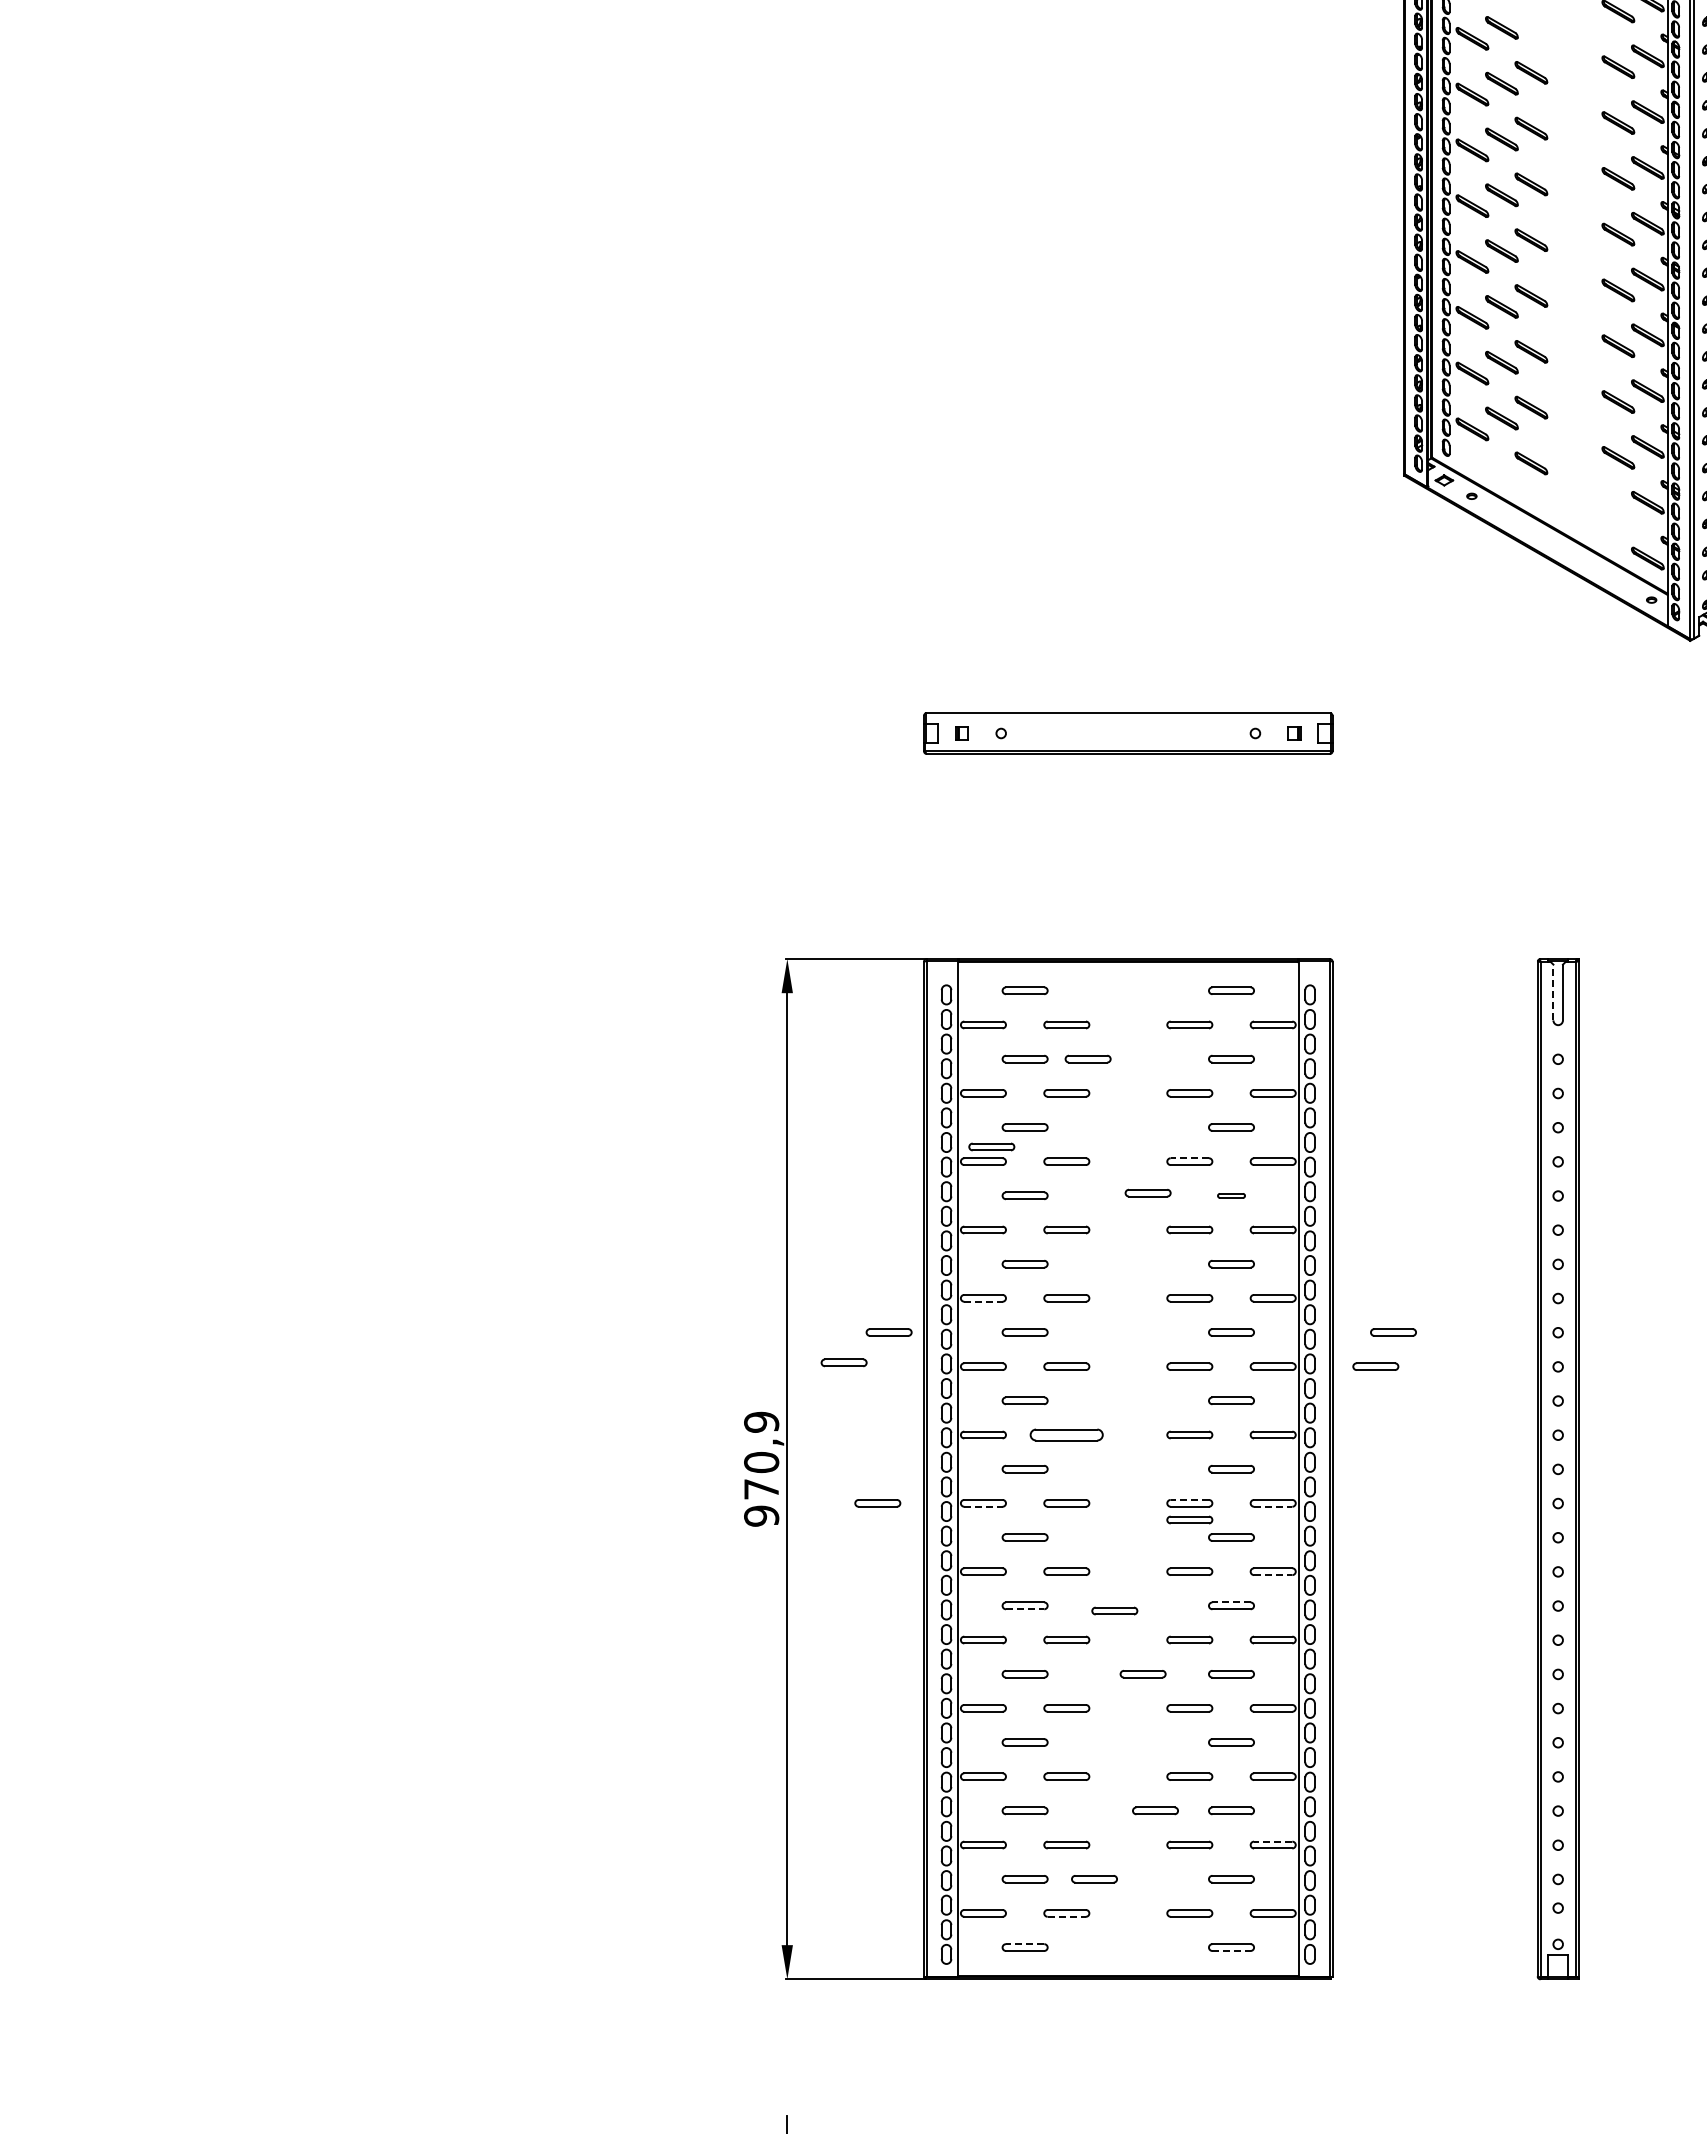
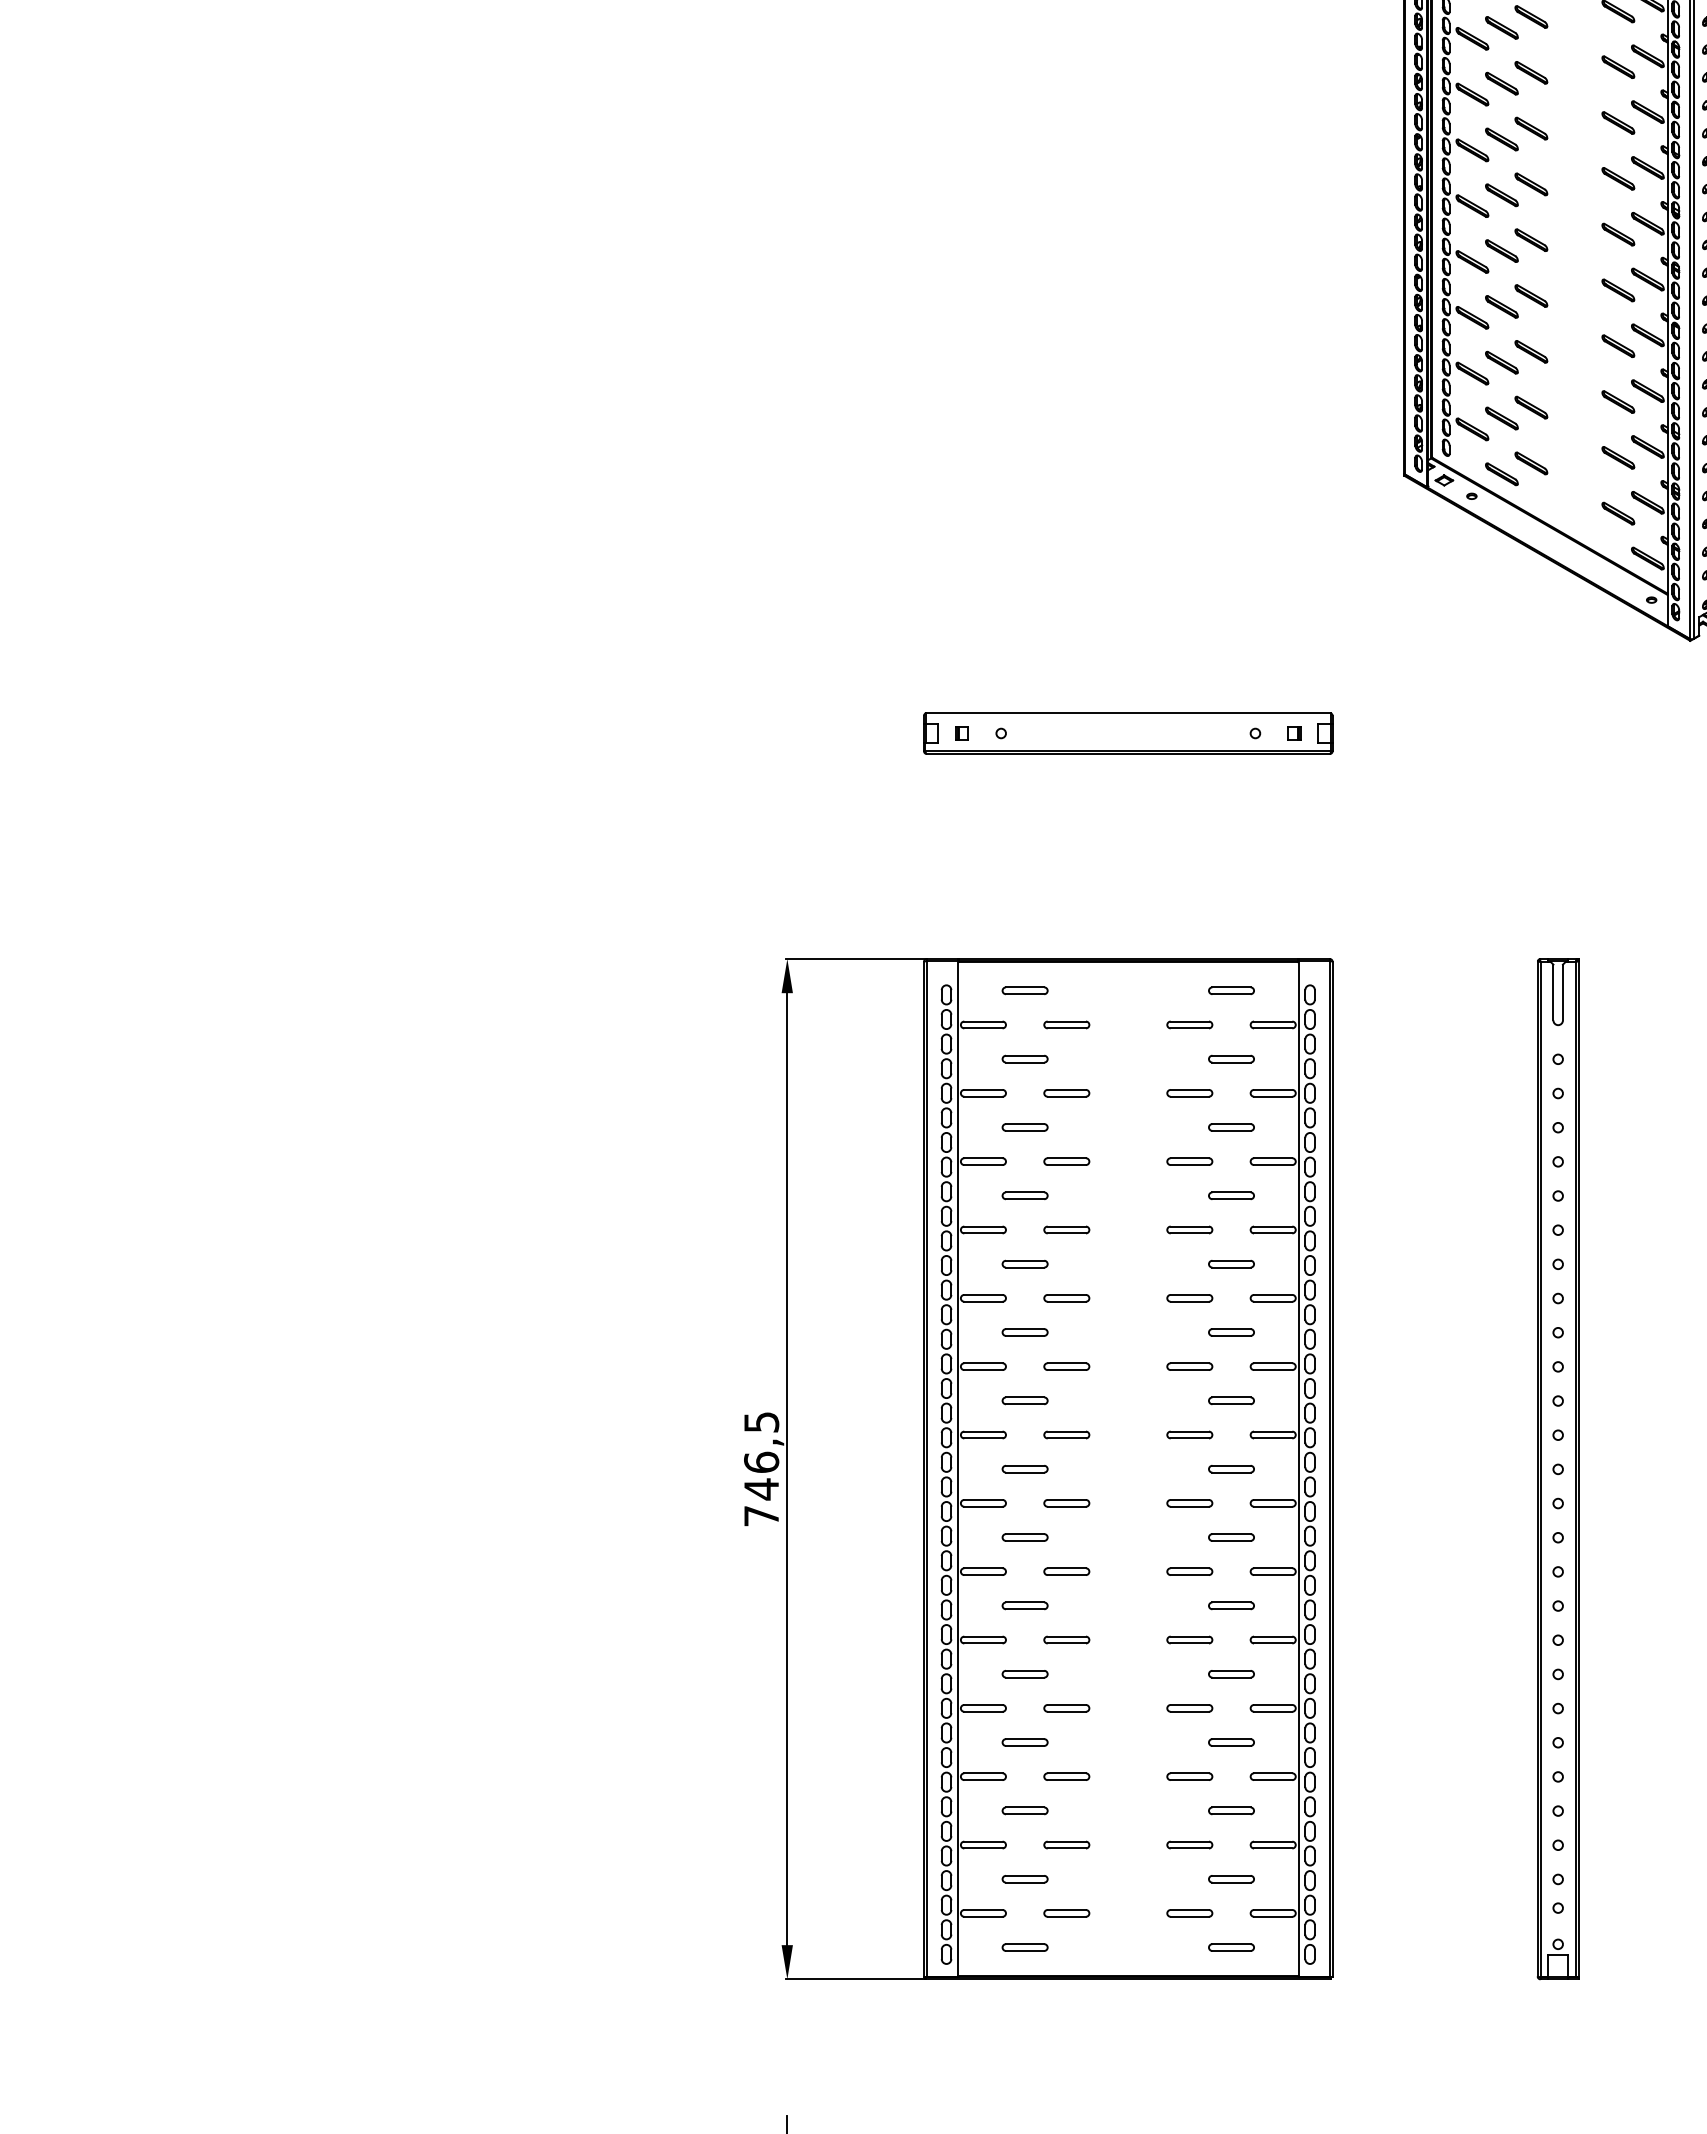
part: none -> present (1531, 16)
part: none -> present (1501, 474)
part: none -> present (1618, 513)
line: dashed -> solid (1553, 992)
part: present -> none (1087, 1058)
part: present -> none (991, 1146)
line: dashed -> solid (1189, 1158)
part: present -> none (1147, 1192)
part size: 29x6 px -> 47x10 px (1231, 1195)
line: dashed -> solid (983, 1301)
part: present -> none (888, 1332)
part: present -> none (1393, 1332)
part: present -> none (843, 1362)
part: present -> none (1375, 1366)
part size: 75x14 px -> 48x10 px (1066, 1434)
text: 970,9 -> 746,5 (761, 1468)
line: dashed -> solid (1189, 1499)
part: present -> none (877, 1503)
line: dashed -> solid (983, 1506)
line: dashed -> solid (1273, 1506)
part: present -> none (1189, 1519)
line: dashed -> solid (1273, 1575)
line: dashed -> solid (1231, 1602)
line: dashed -> solid (1025, 1609)
part: present -> none (1114, 1610)
part: present -> none (1142, 1674)
part: present -> none (1155, 1810)
line: dashed -> solid (1272, 1841)
part: present -> none (1094, 1879)
line: dashed -> solid (1067, 1916)
line: dashed -> solid (1024, 1944)
line: dashed -> solid (1232, 1950)
